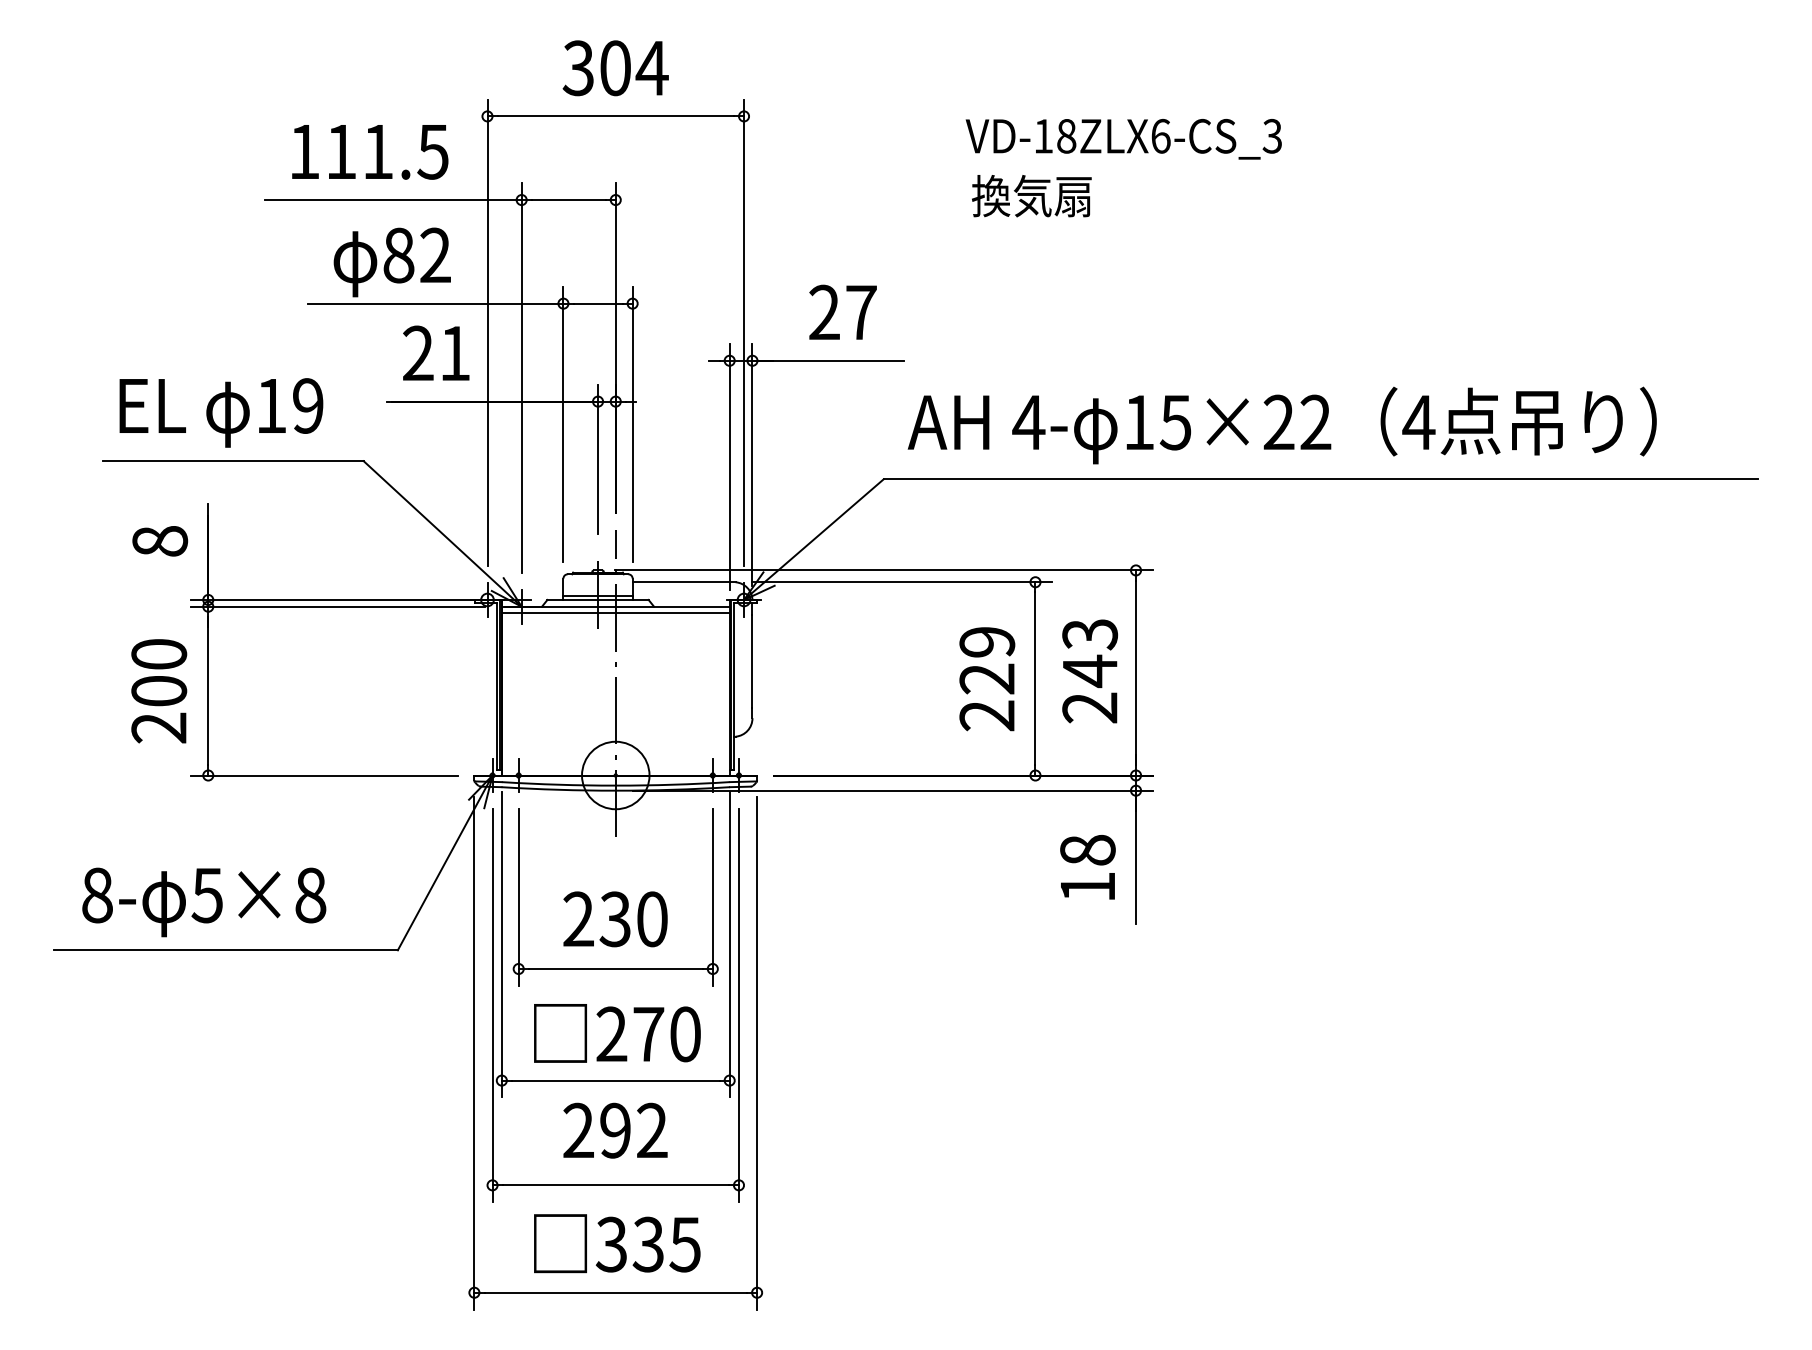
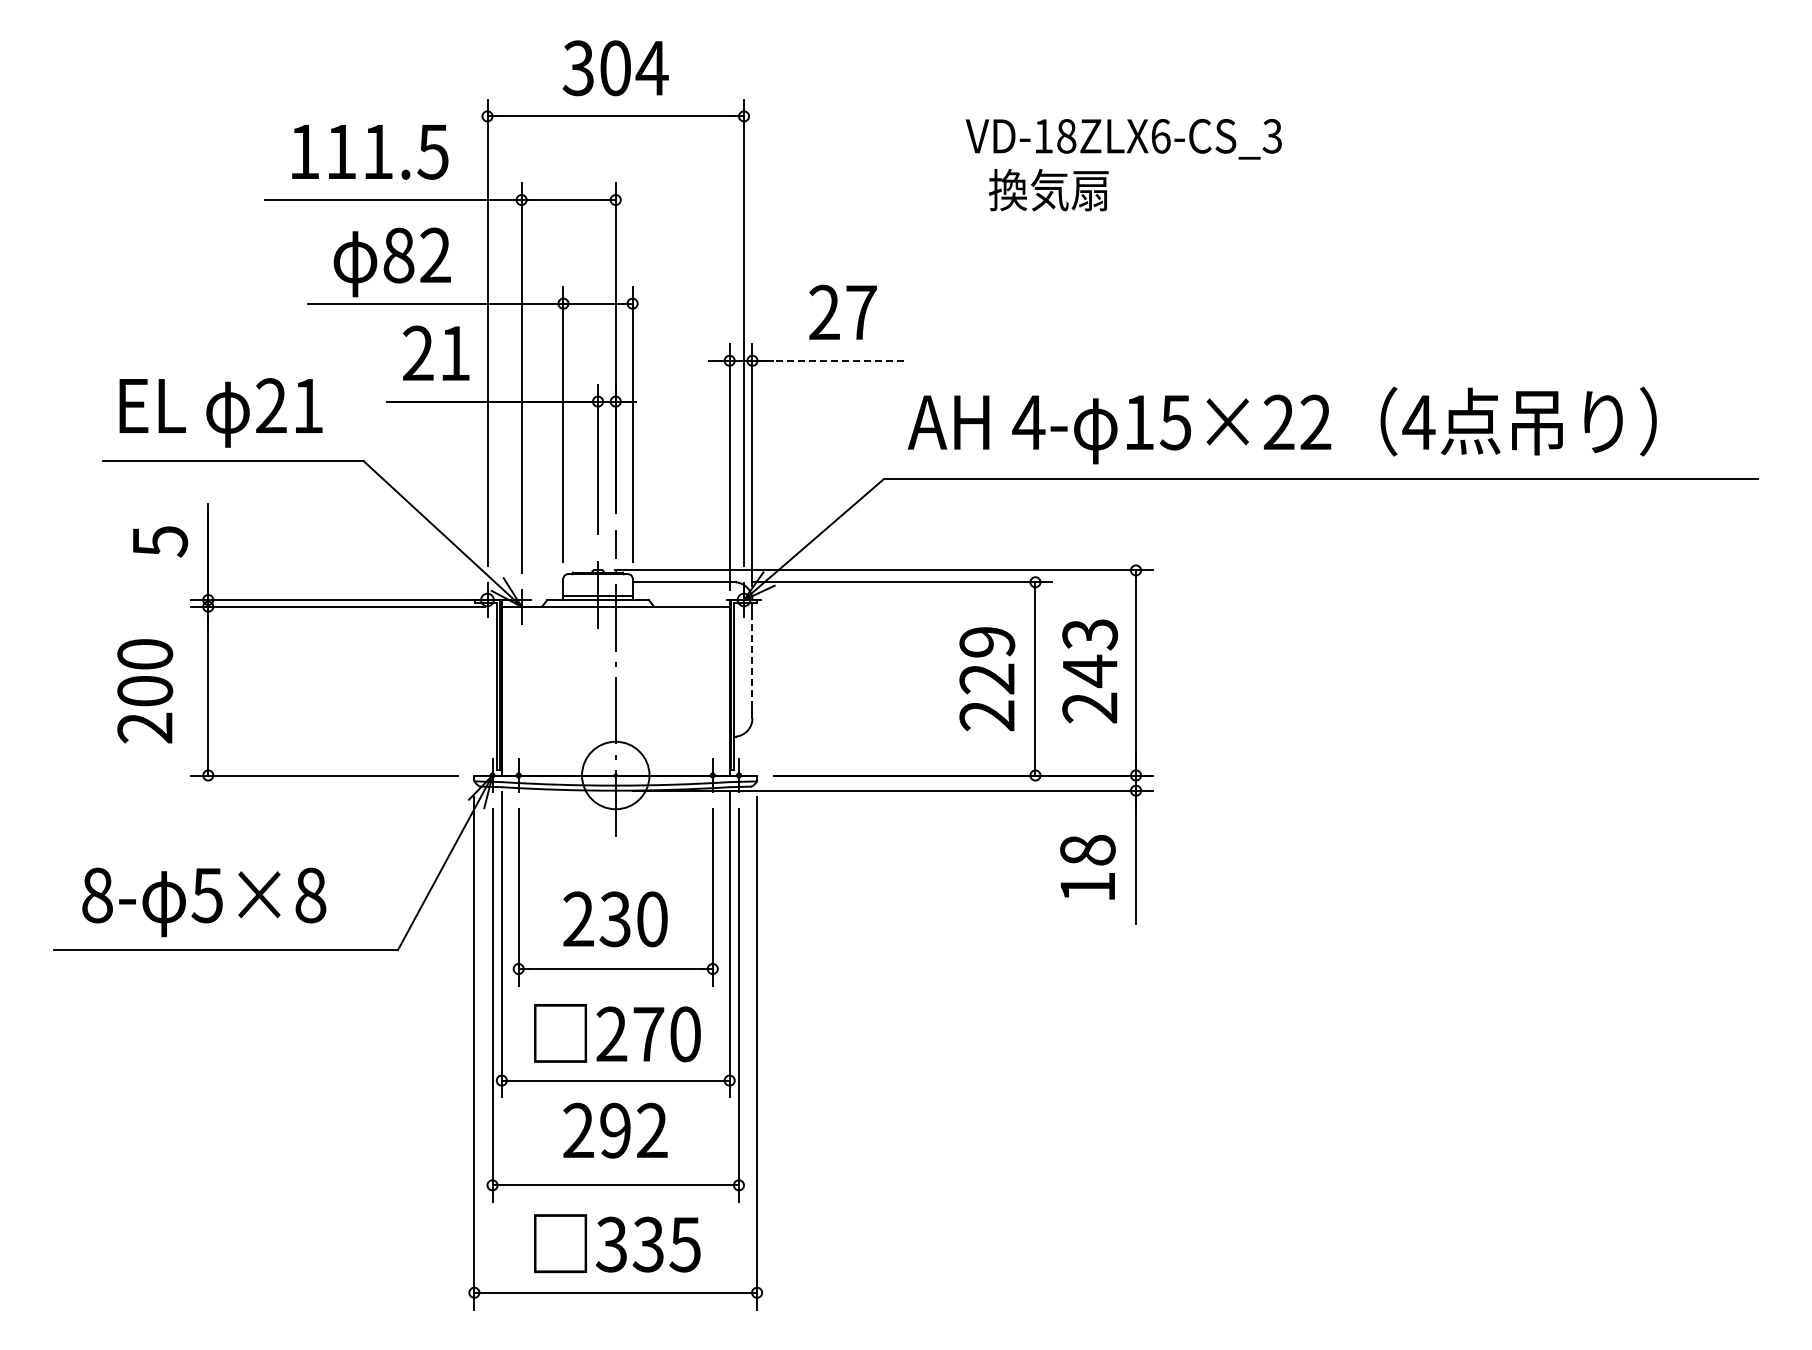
text position: (1031, 196) -> (1048, 190) (1048, 190)
line: solid -> dashed (828, 360)
text: 19 -> 21 (289, 405)
text: 8 -> 5 (159, 541)
line: present -> none (615, 613)
line: solid -> dashed (752, 661)
text position: (159, 691) -> (145, 691) (145, 691)
